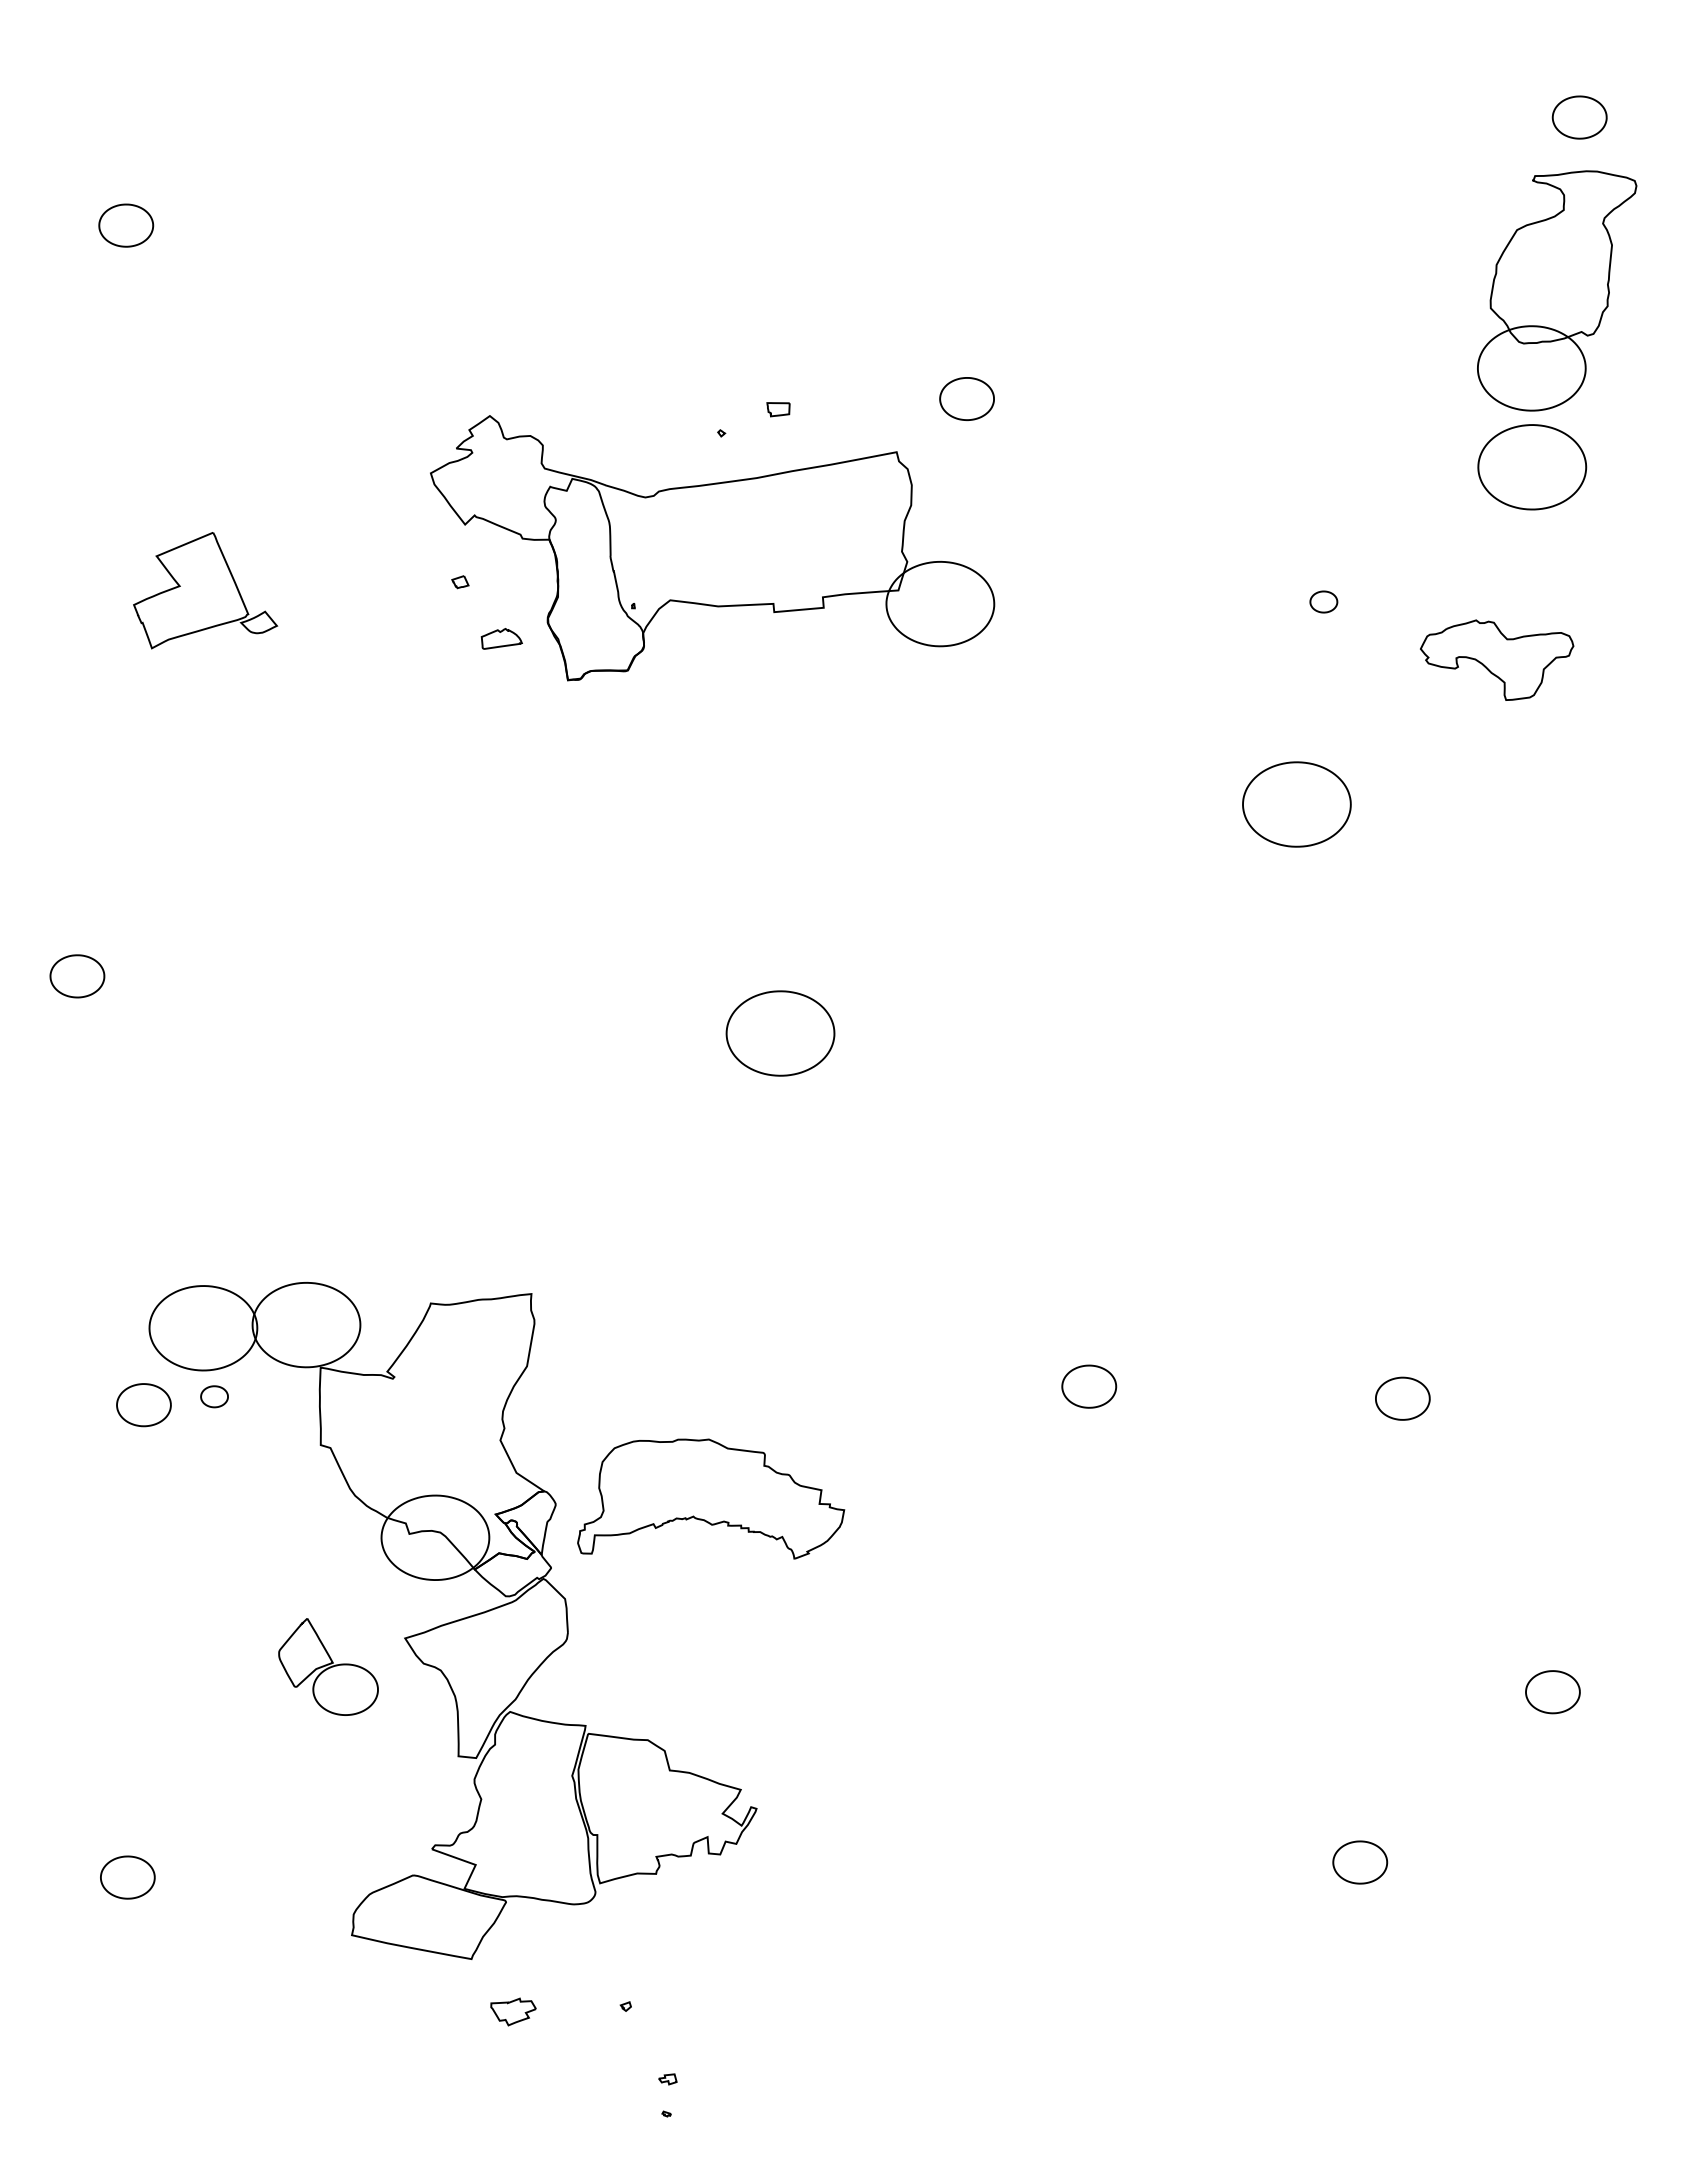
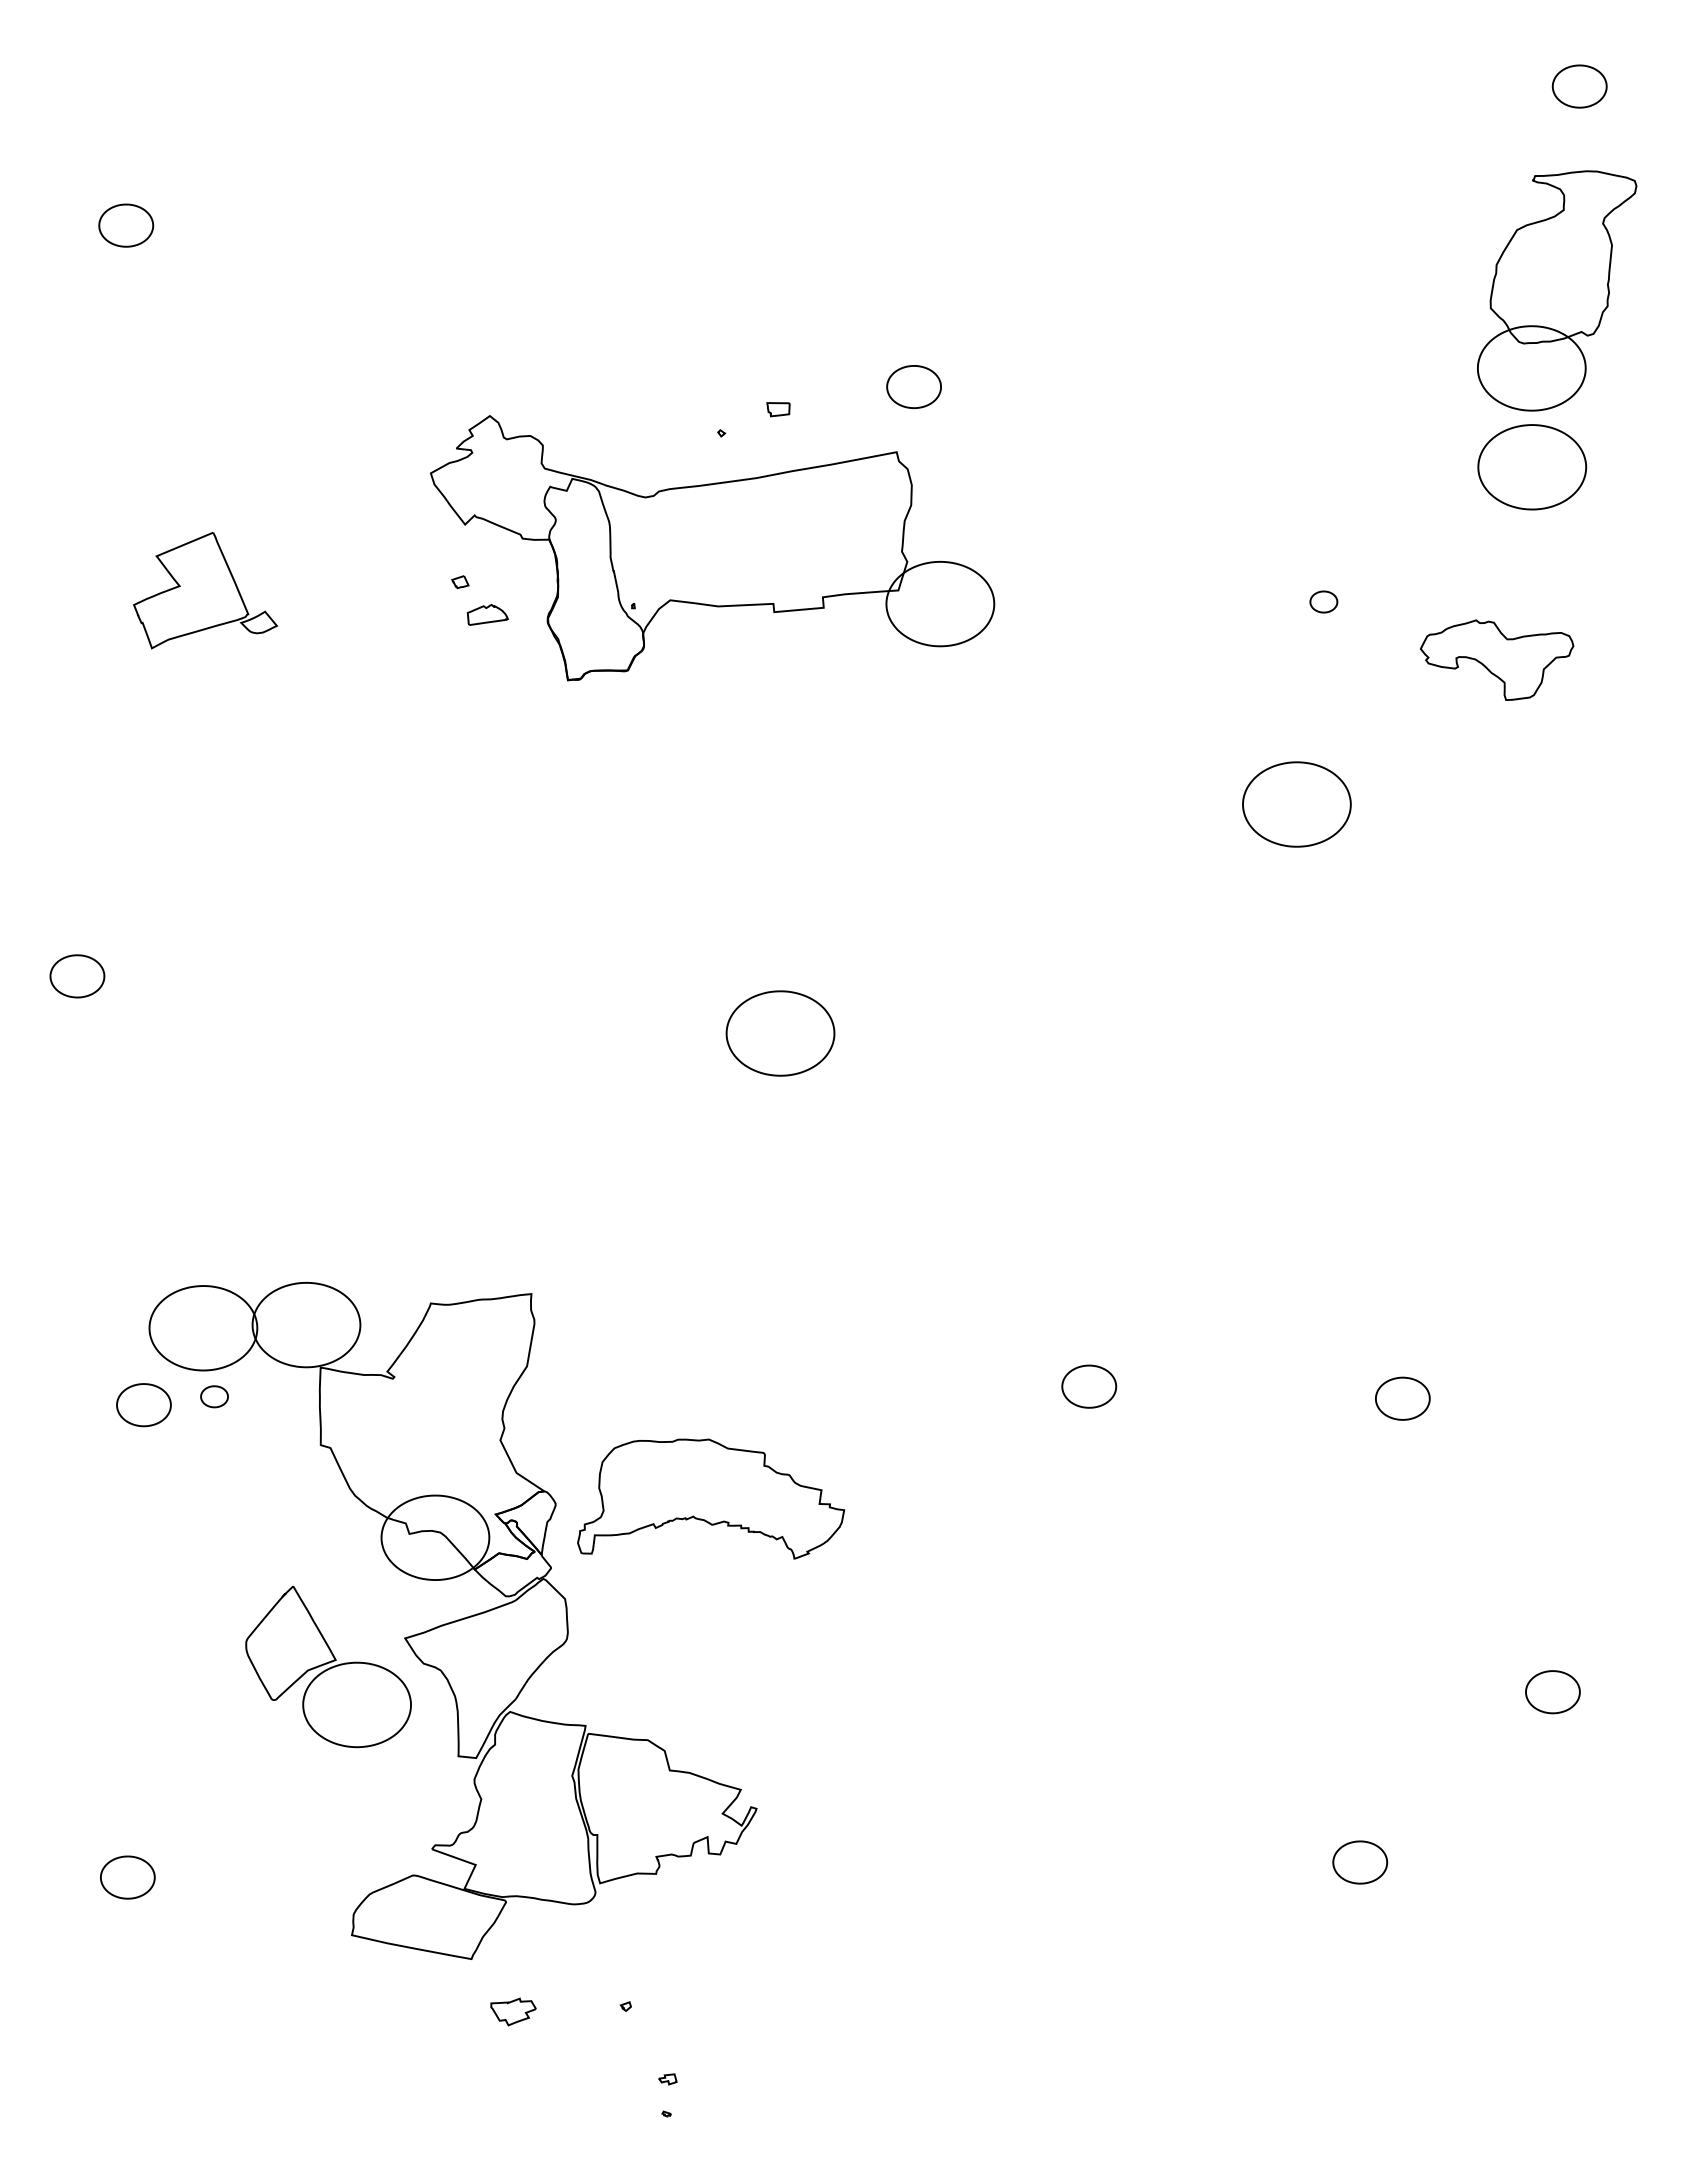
part position: (1579, 117) -> (1579, 86) (1579, 86)
part position: (966, 398) -> (913, 386) (913, 386)
part position: (501, 638) -> (487, 614) (487, 614)
part size: 101x98 px -> 167x164 px (328, 1666)
